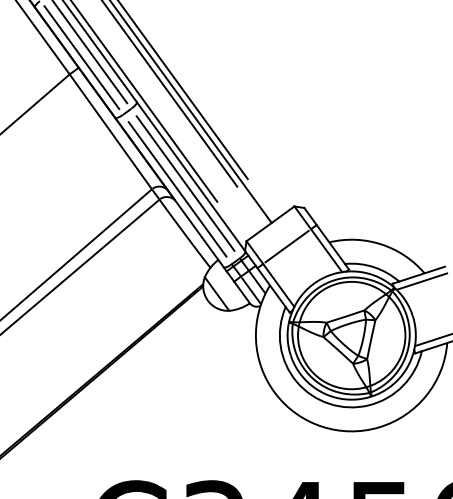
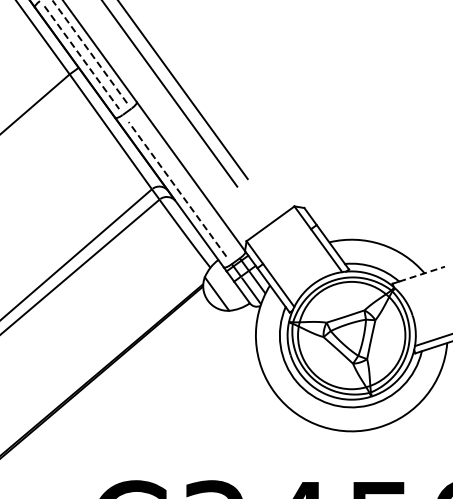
line: solid -> dashed (89, 51)
line: solid -> dashed (81, 57)
line: present -> none (144, 101)
line: present -> none (191, 112)
line: present -> none (185, 183)
line: solid -> dashed (177, 188)
line: present -> none (286, 246)
line: solid -> dashed (422, 274)
line: present -> none (421, 281)
